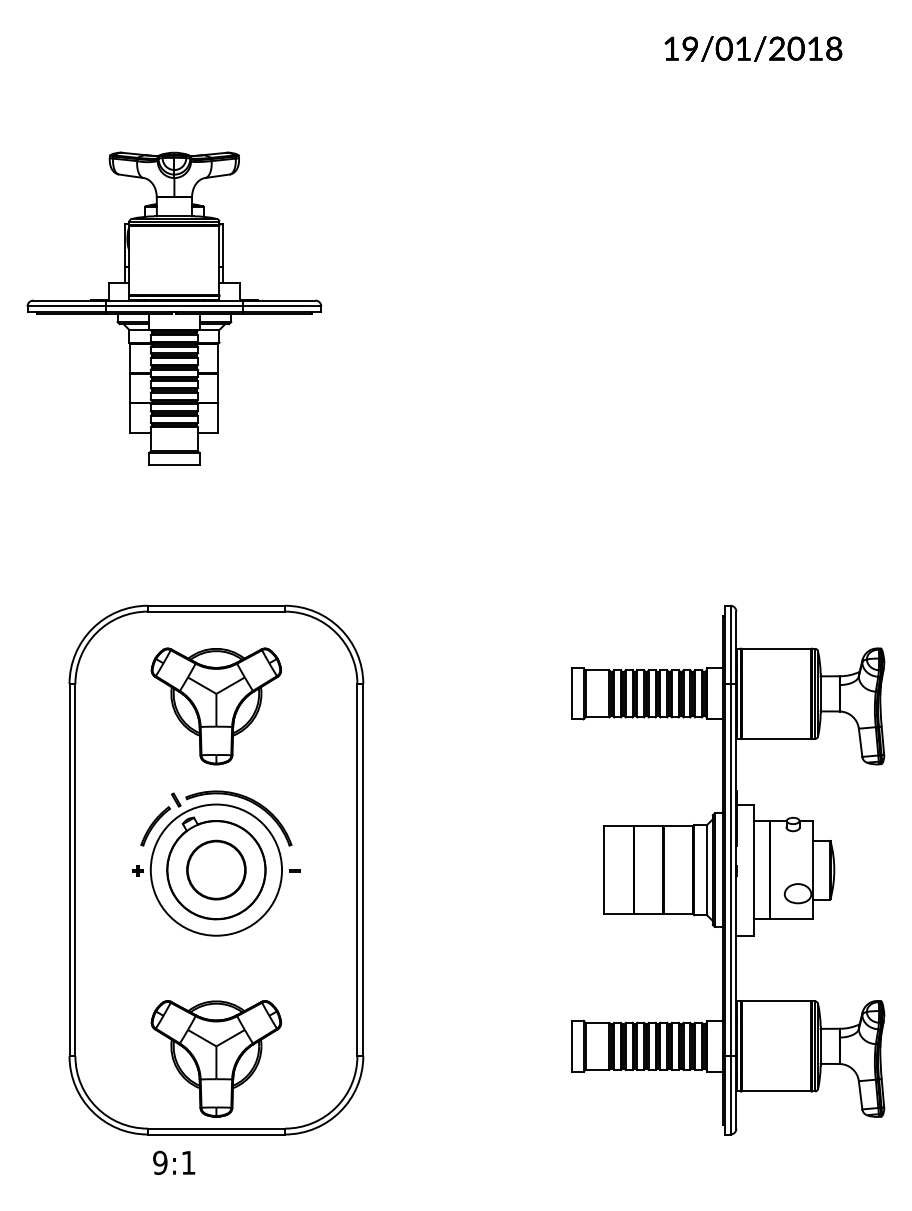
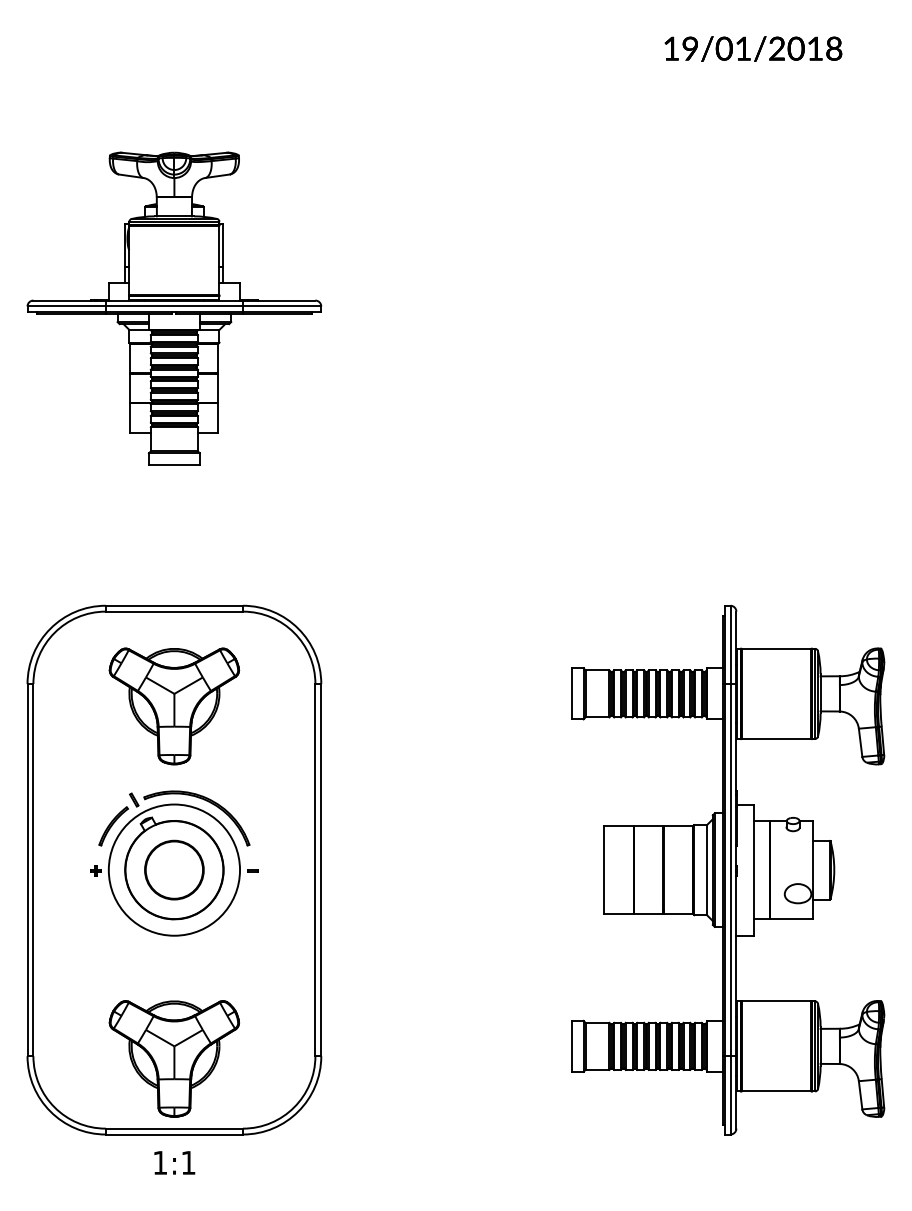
part position: (216, 869) -> (174, 869) (174, 869)
text: 9:1 -> 1:1 (160, 1162)
